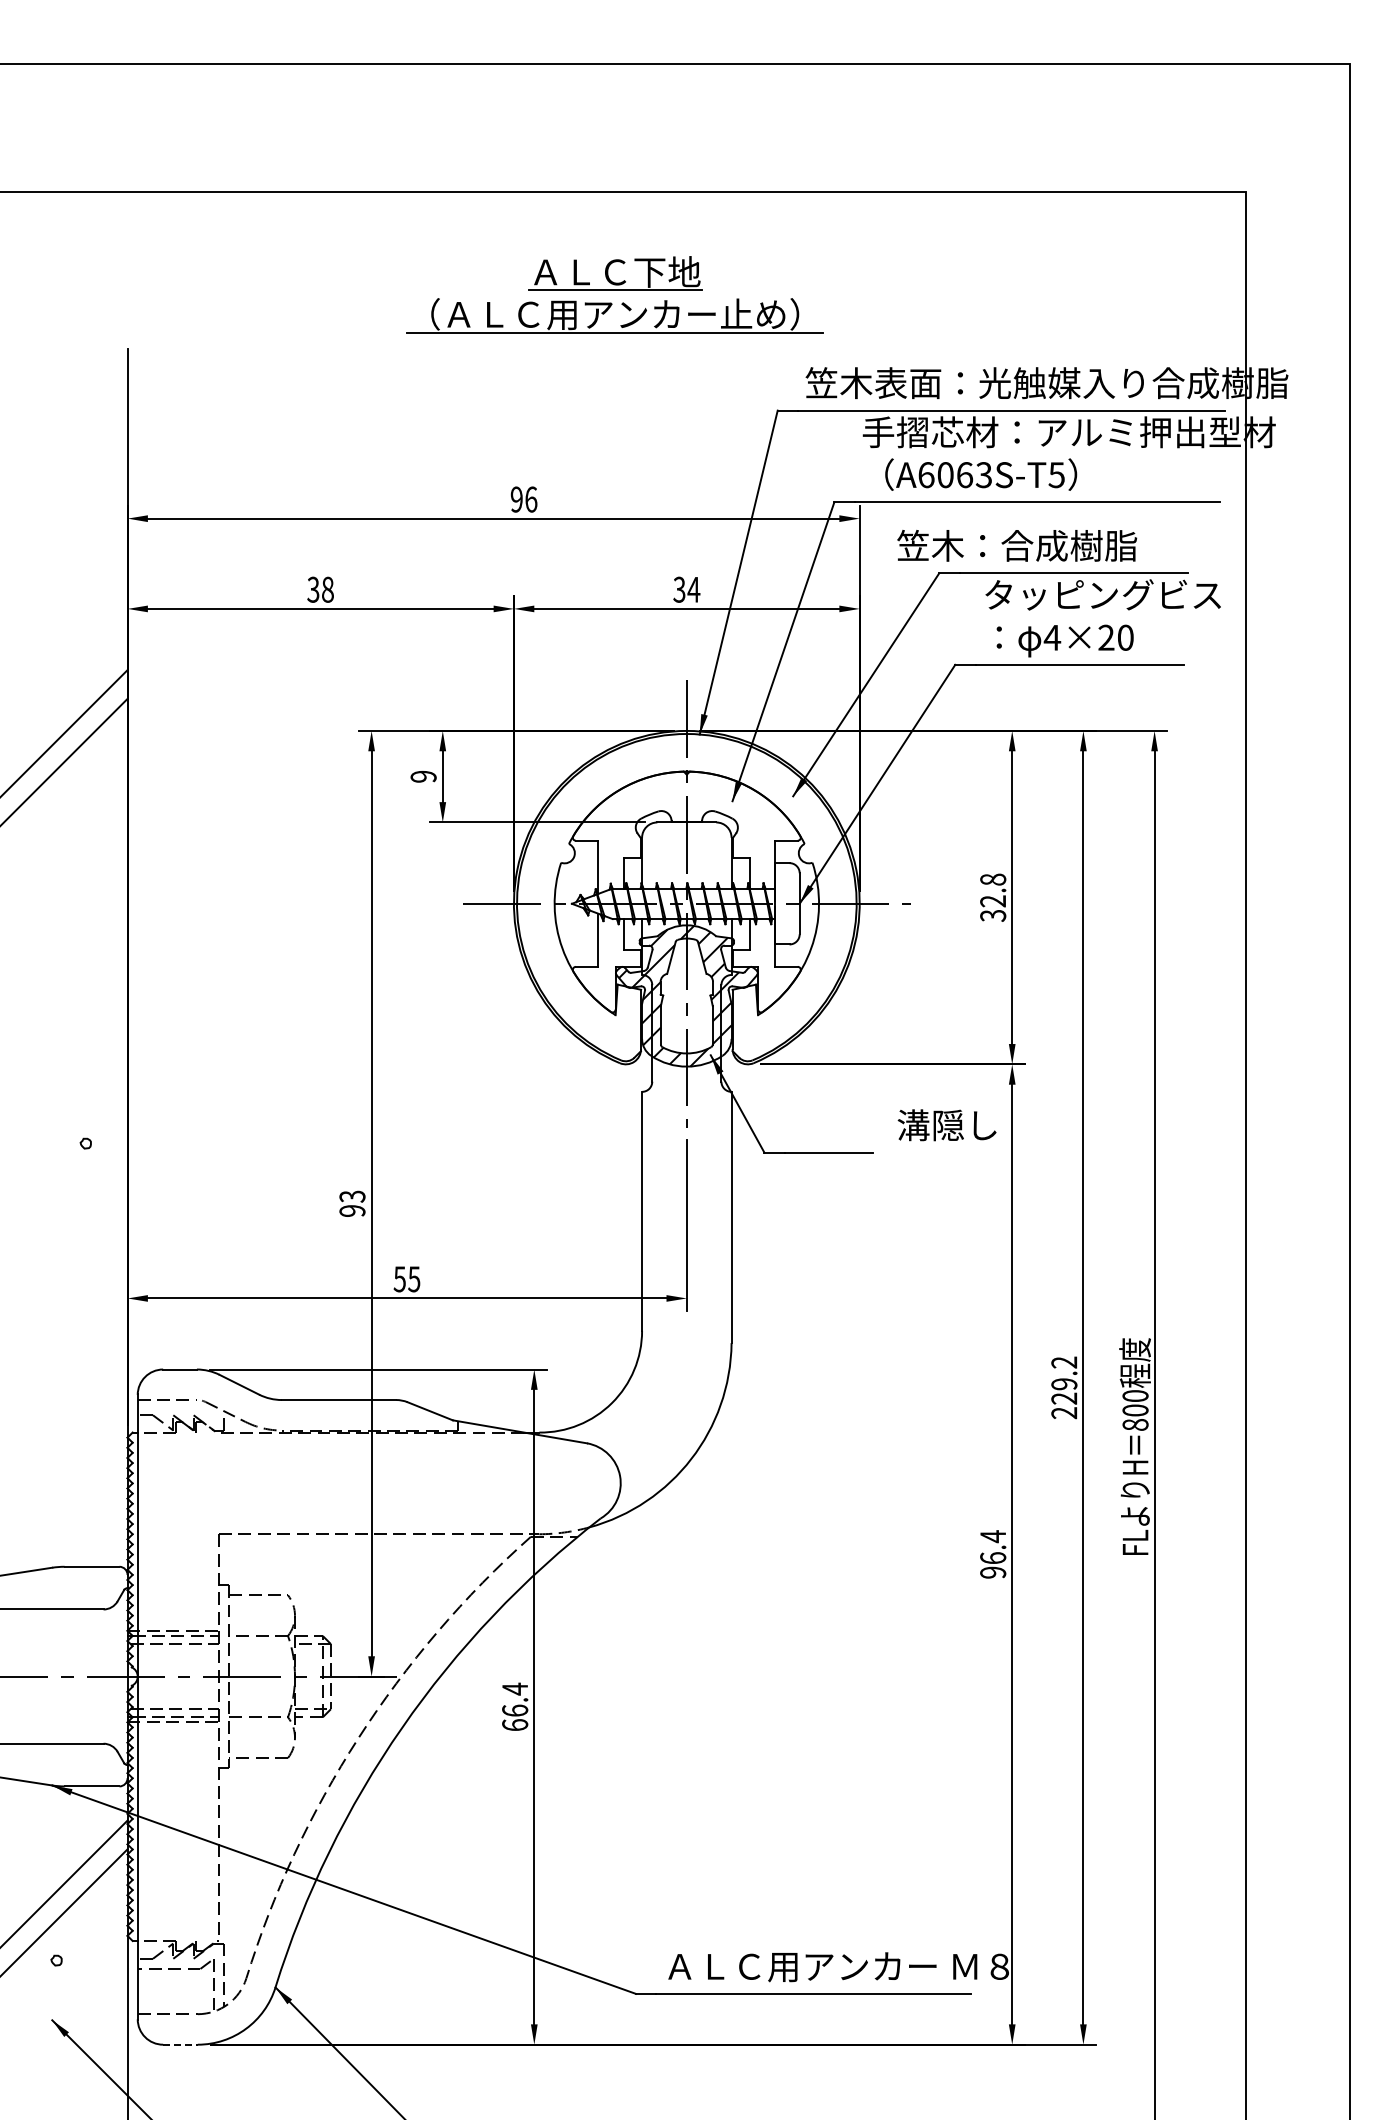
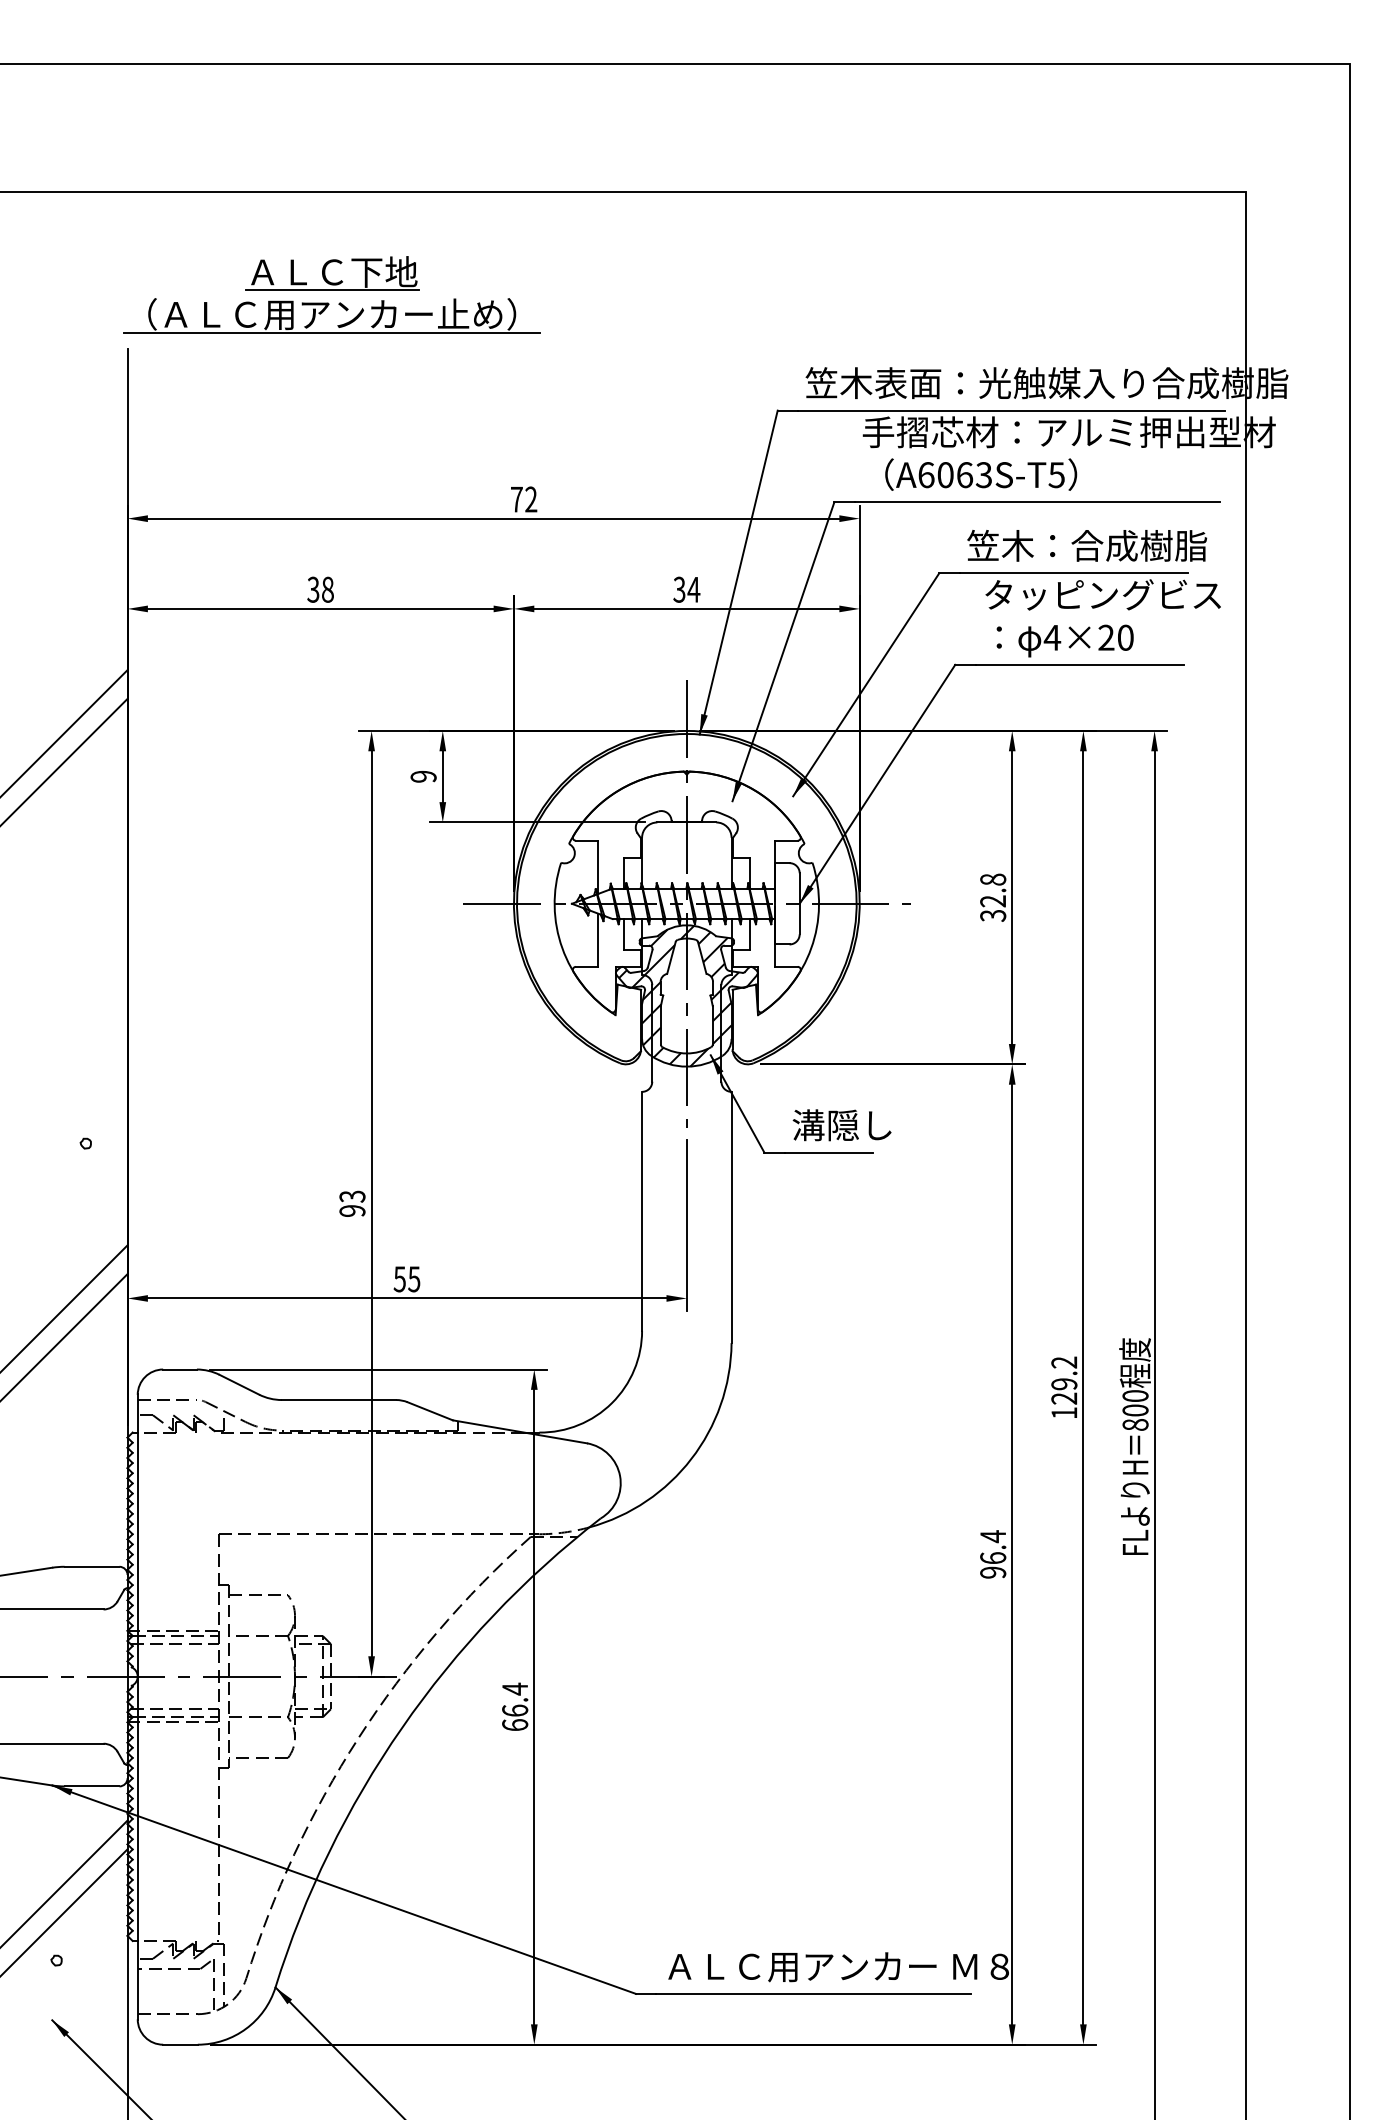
part position: (614, 294) -> (331, 294) (331, 294)
text: 96 -> 72 (523, 499)
text position: (1017, 545) -> (1087, 545) (1087, 545)
text position: (946, 1125) -> (841, 1125) (841, 1125)
line: none -> present (64, 1307)
line: none -> present (64, 1336)
text: 229.2 -> 129.2 (1064, 1413)
line: dashed -> solid (180, 2044)
